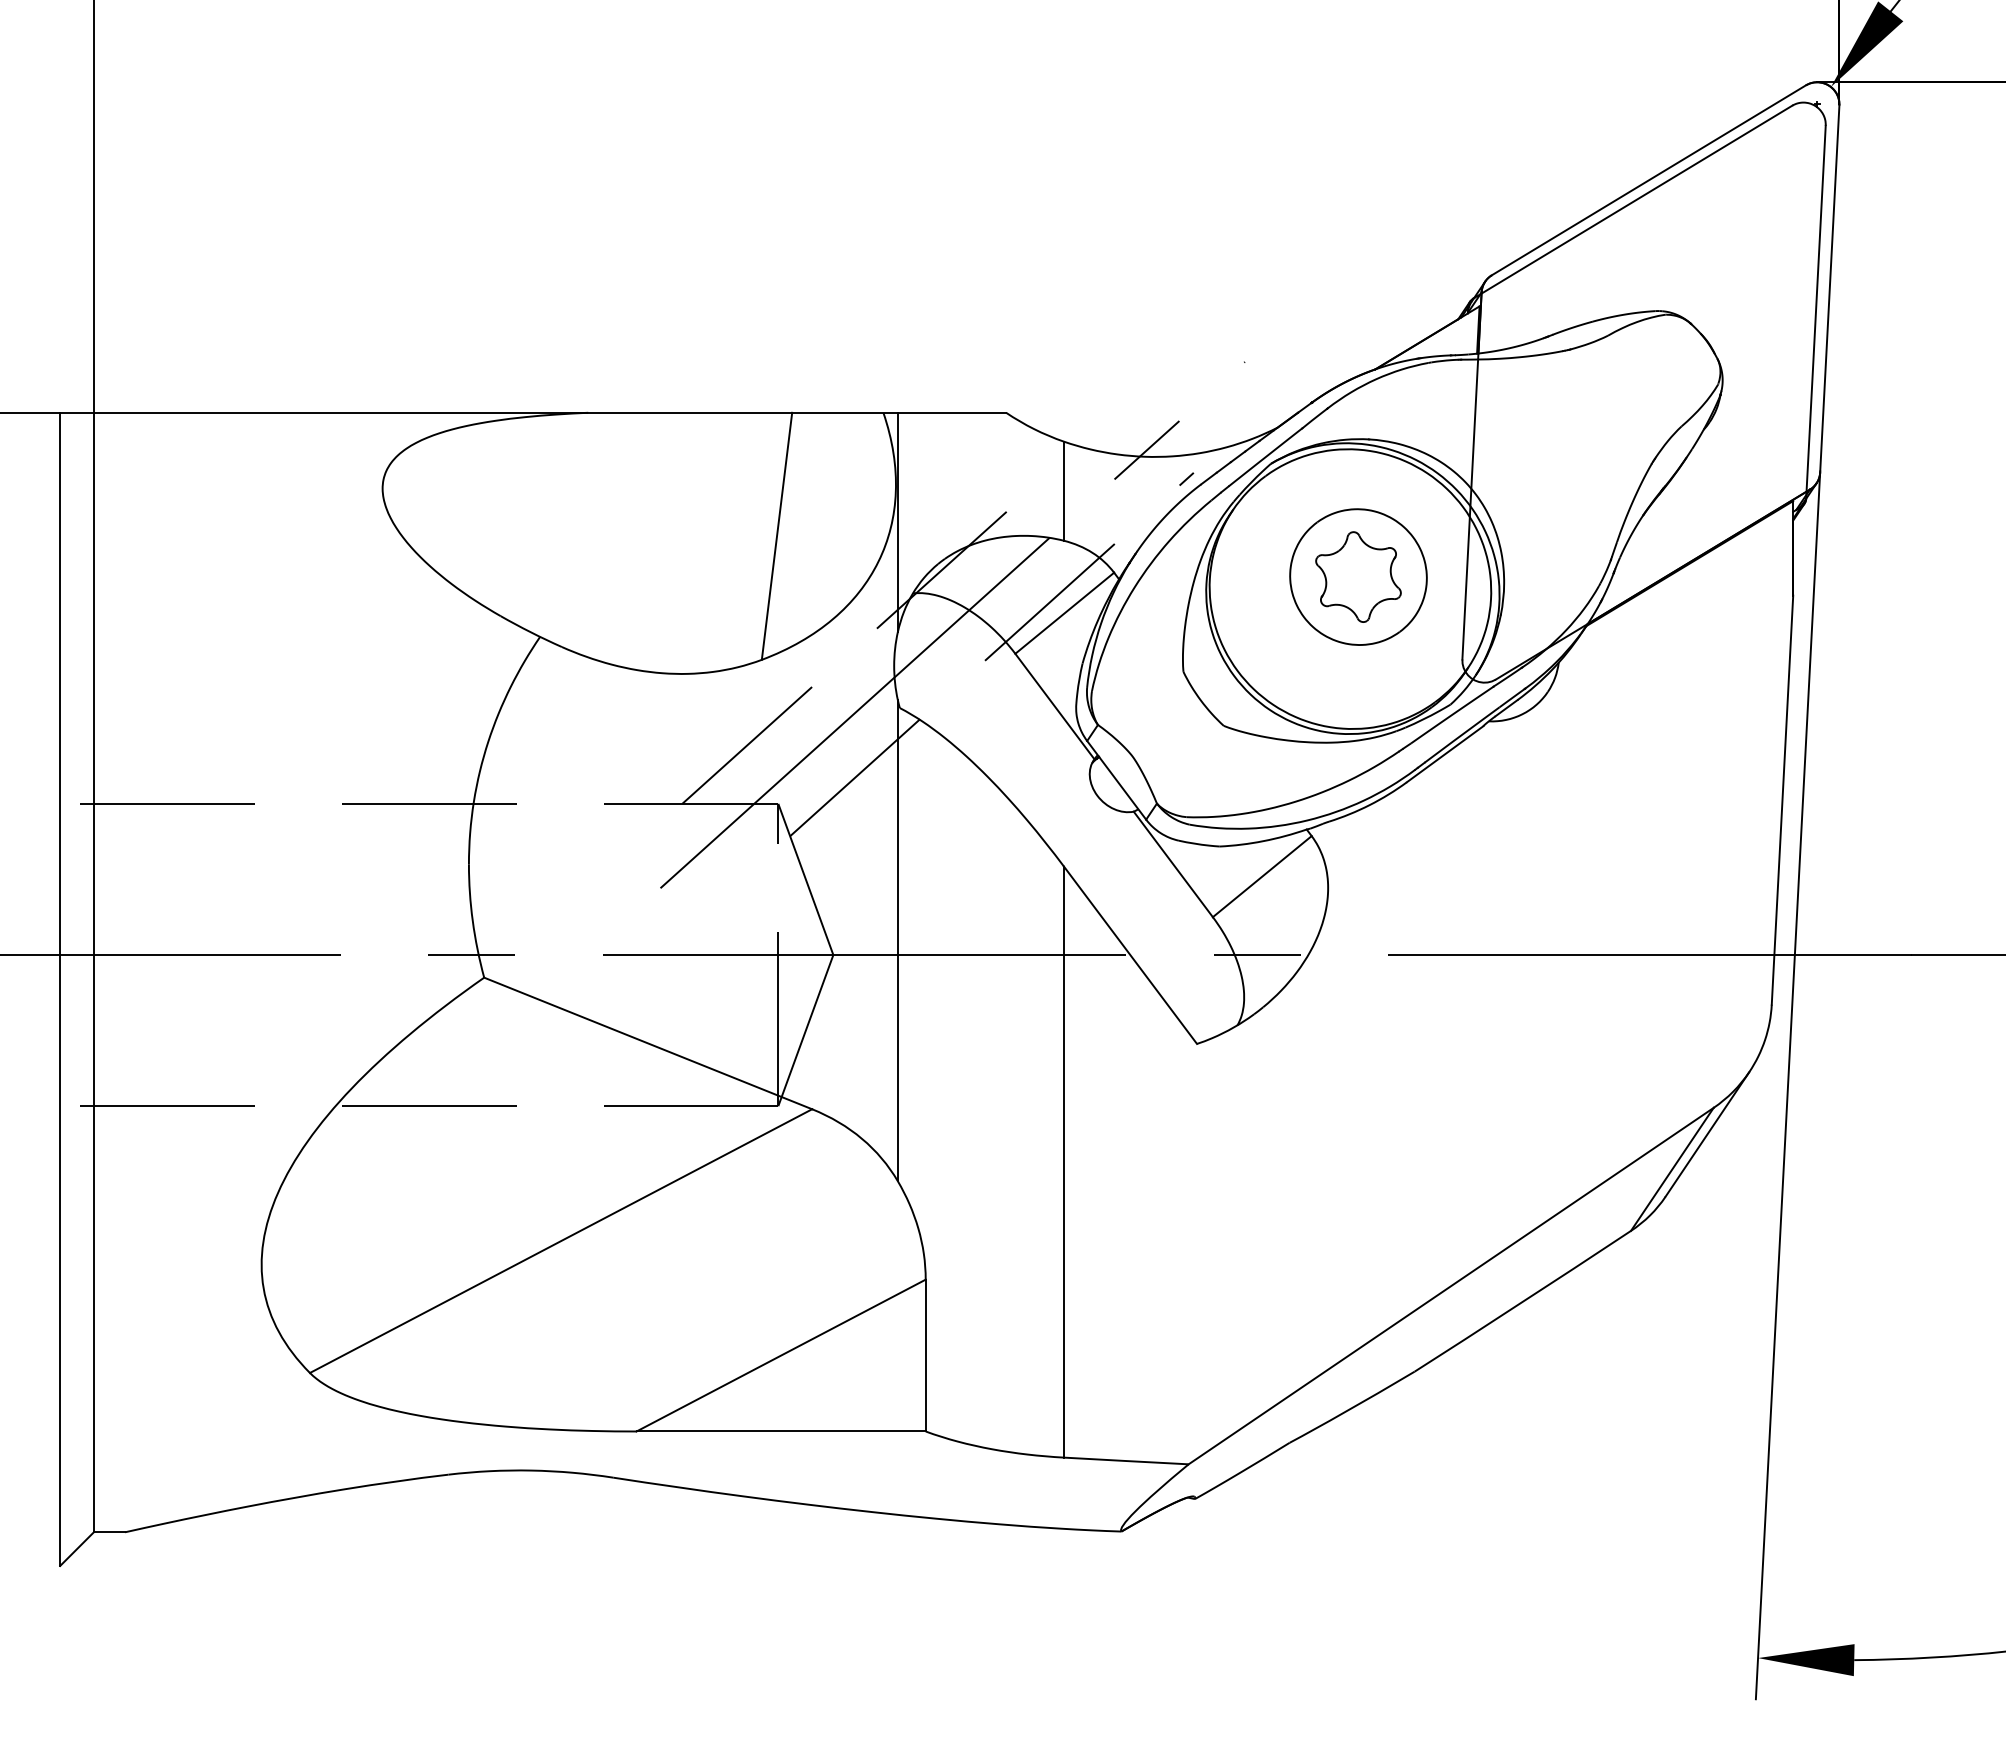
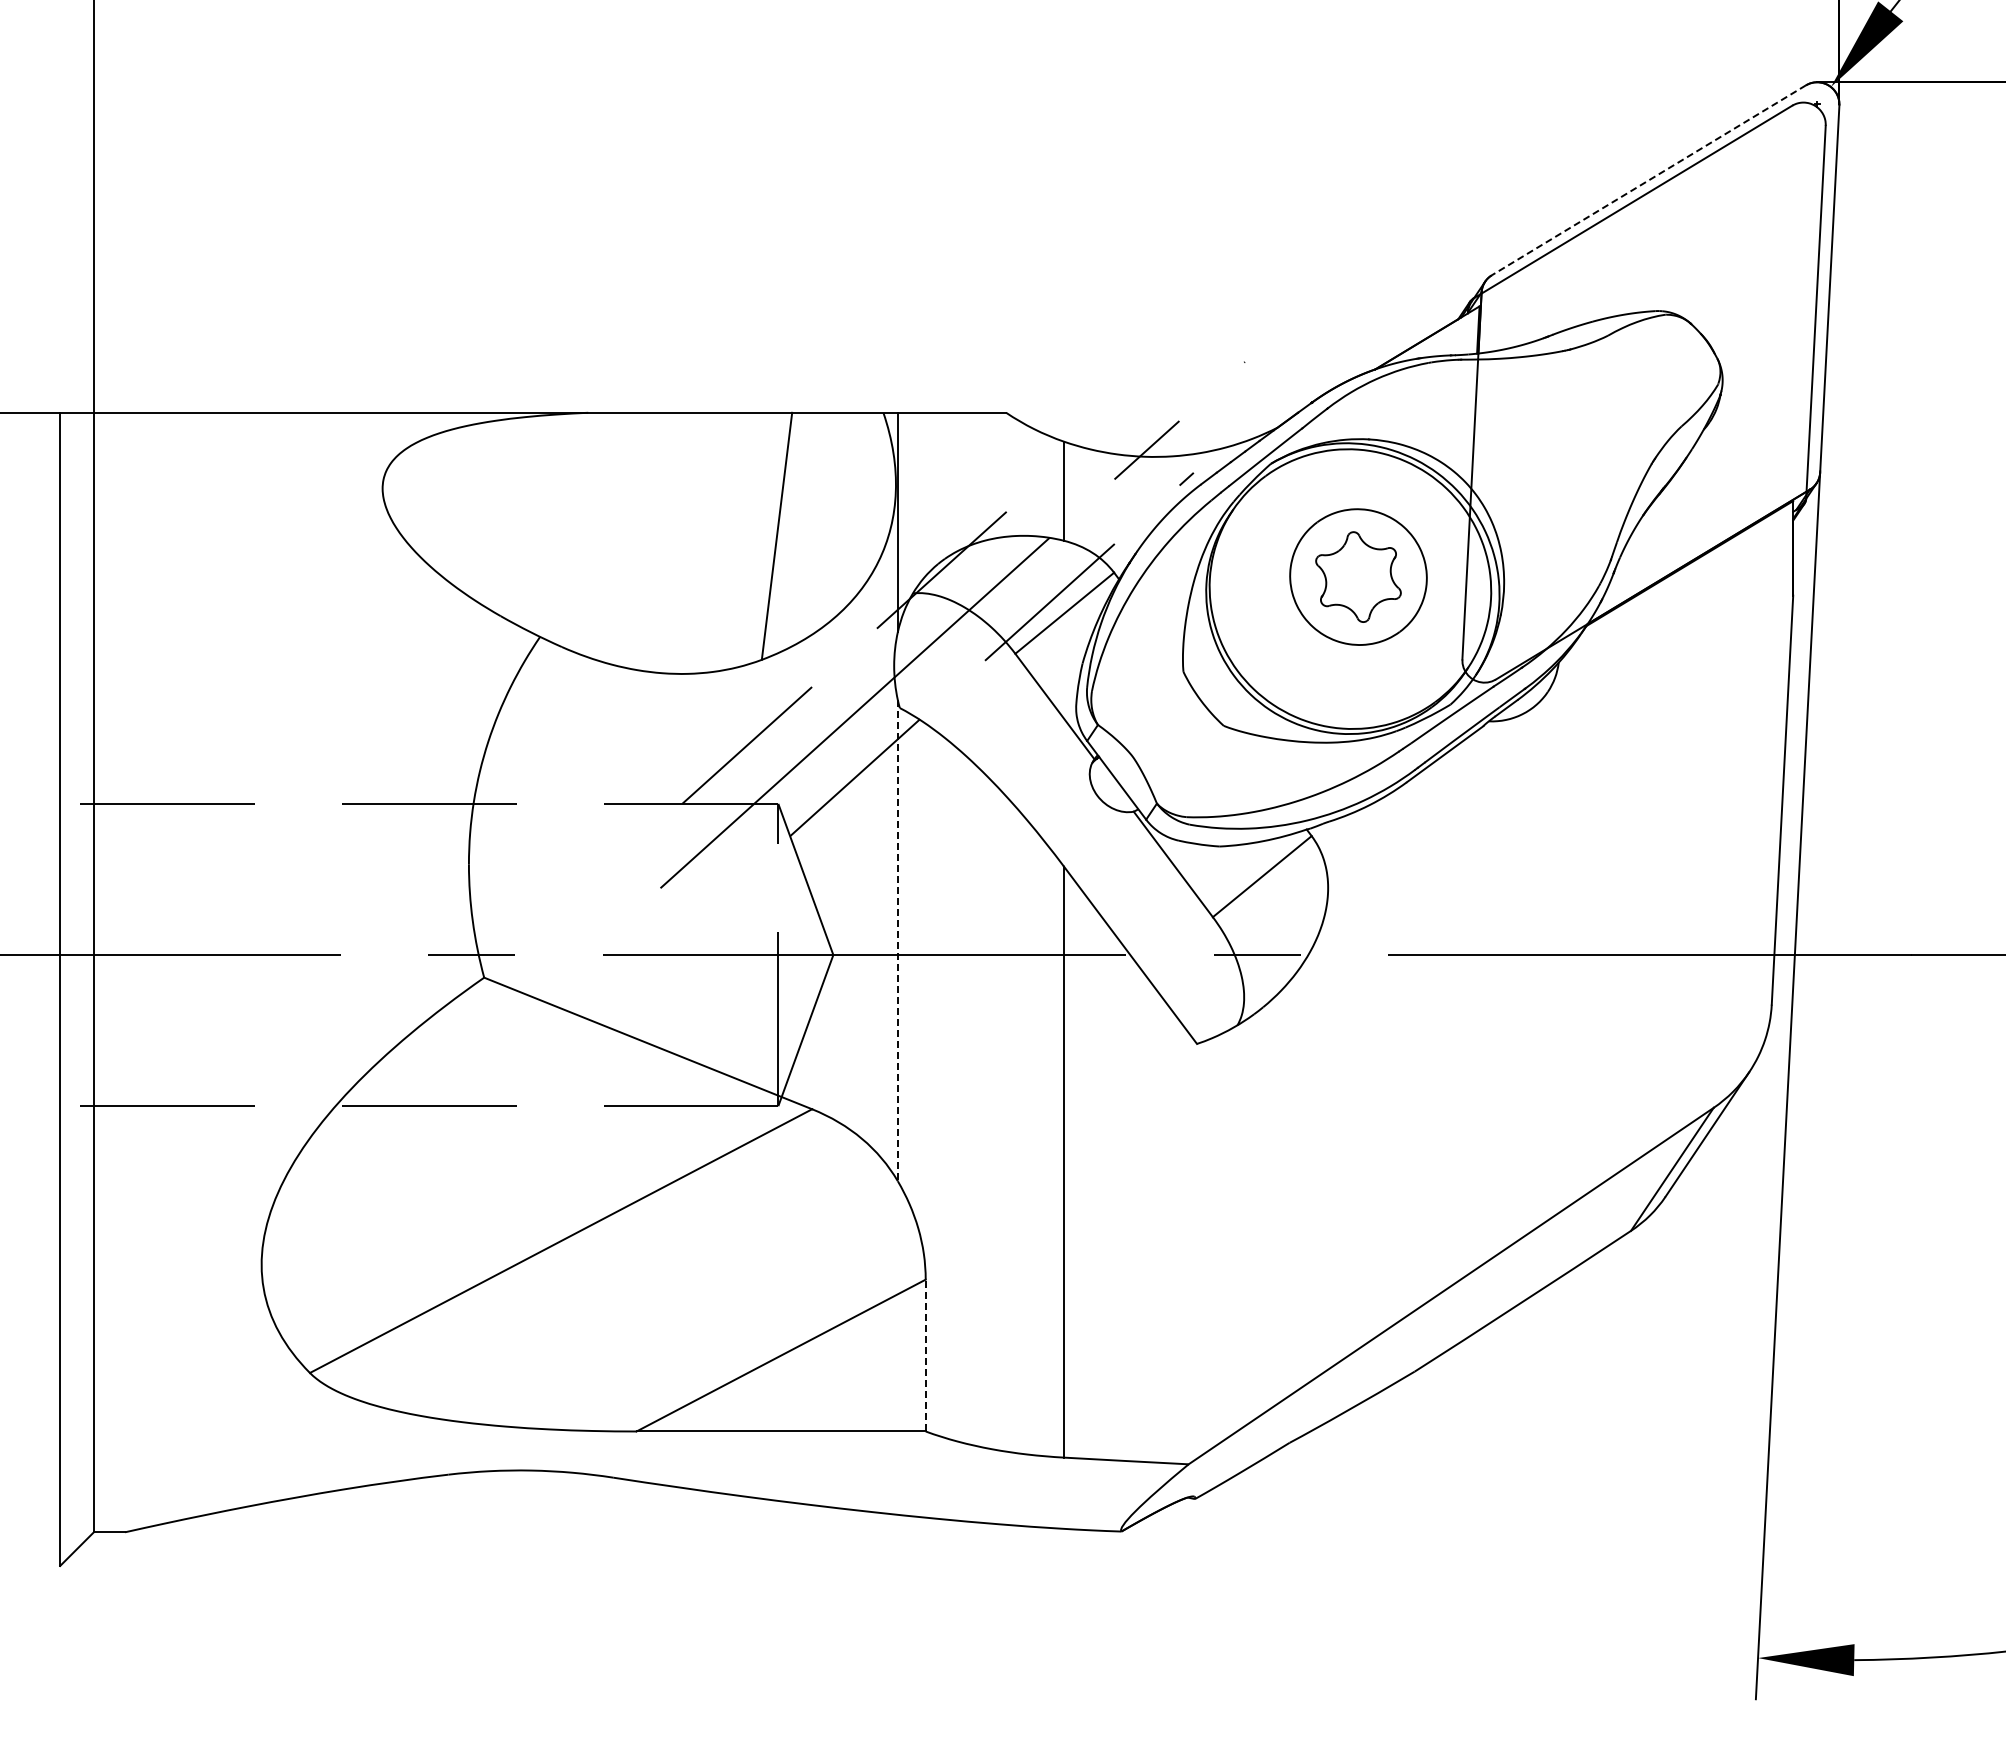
line: solid -> dashed (1648, 180)
line: solid -> dashed (897, 941)
line: solid -> dashed (925, 1355)
